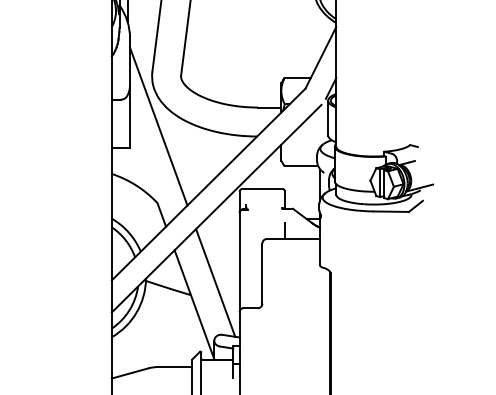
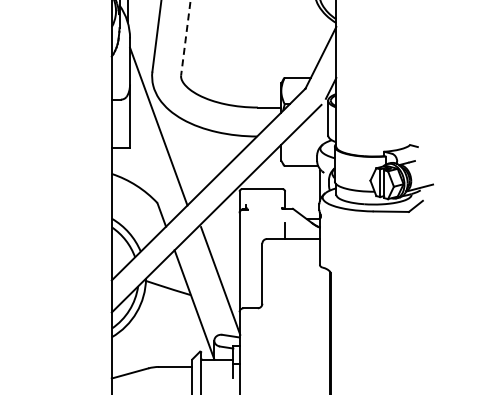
line: solid -> dashed (185, 37)
line position: (215, 282) -> (220, 280) (220, 280)
